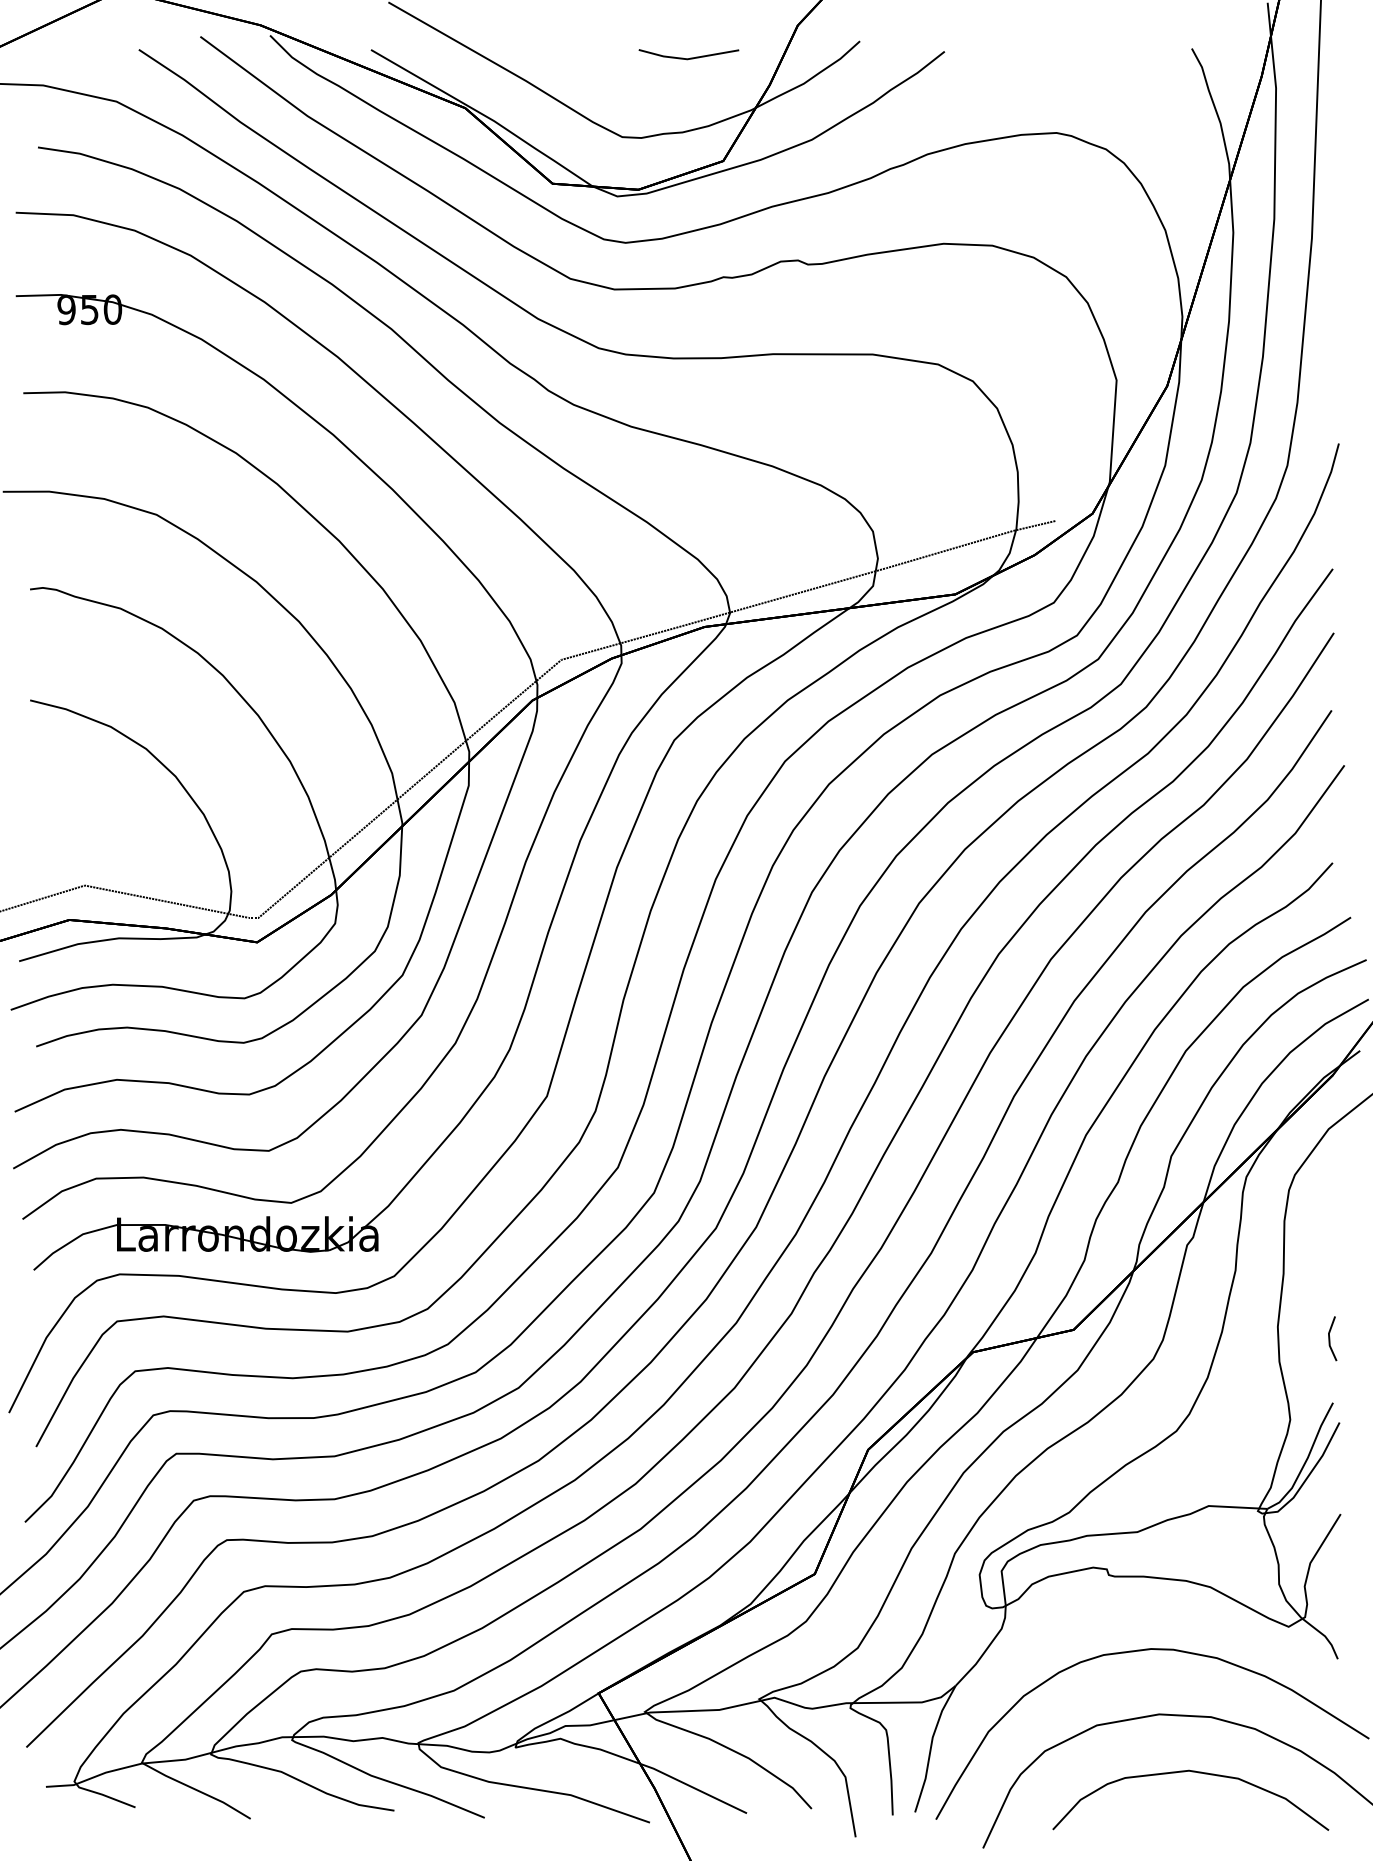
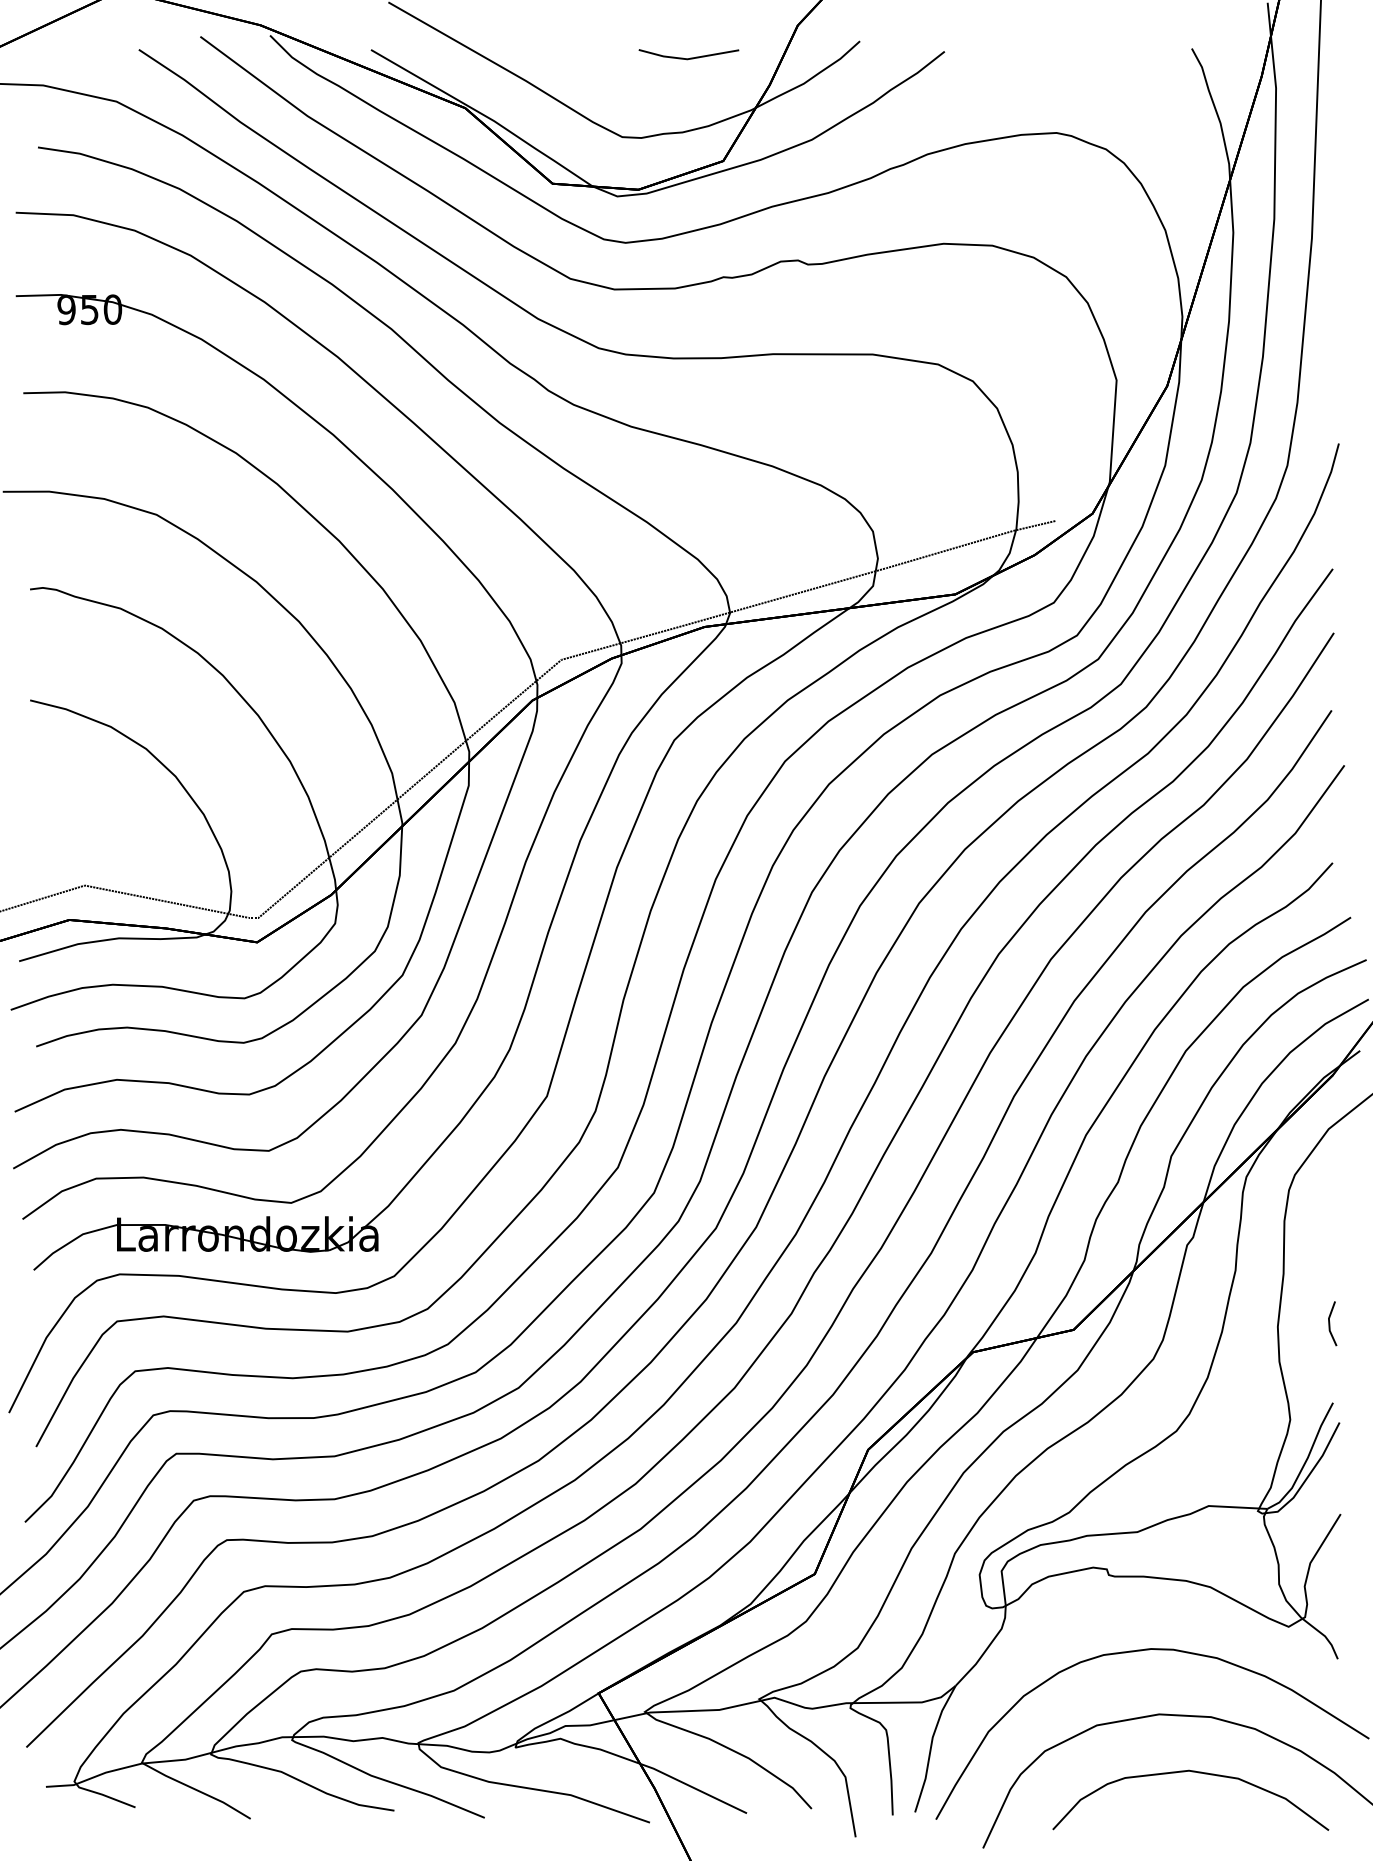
line position: (1330, 1338) -> (1330, 1323) (1330, 1323)
